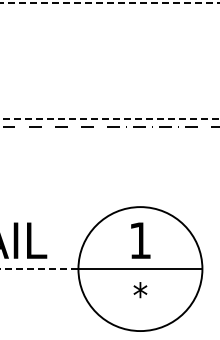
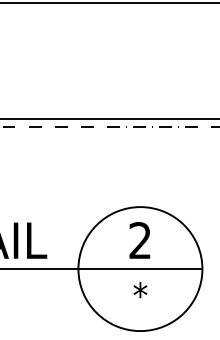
line: dashed -> solid (0, 2)
text: 1 -> 2 (139, 240)
line: dashed -> solid (39, 269)
